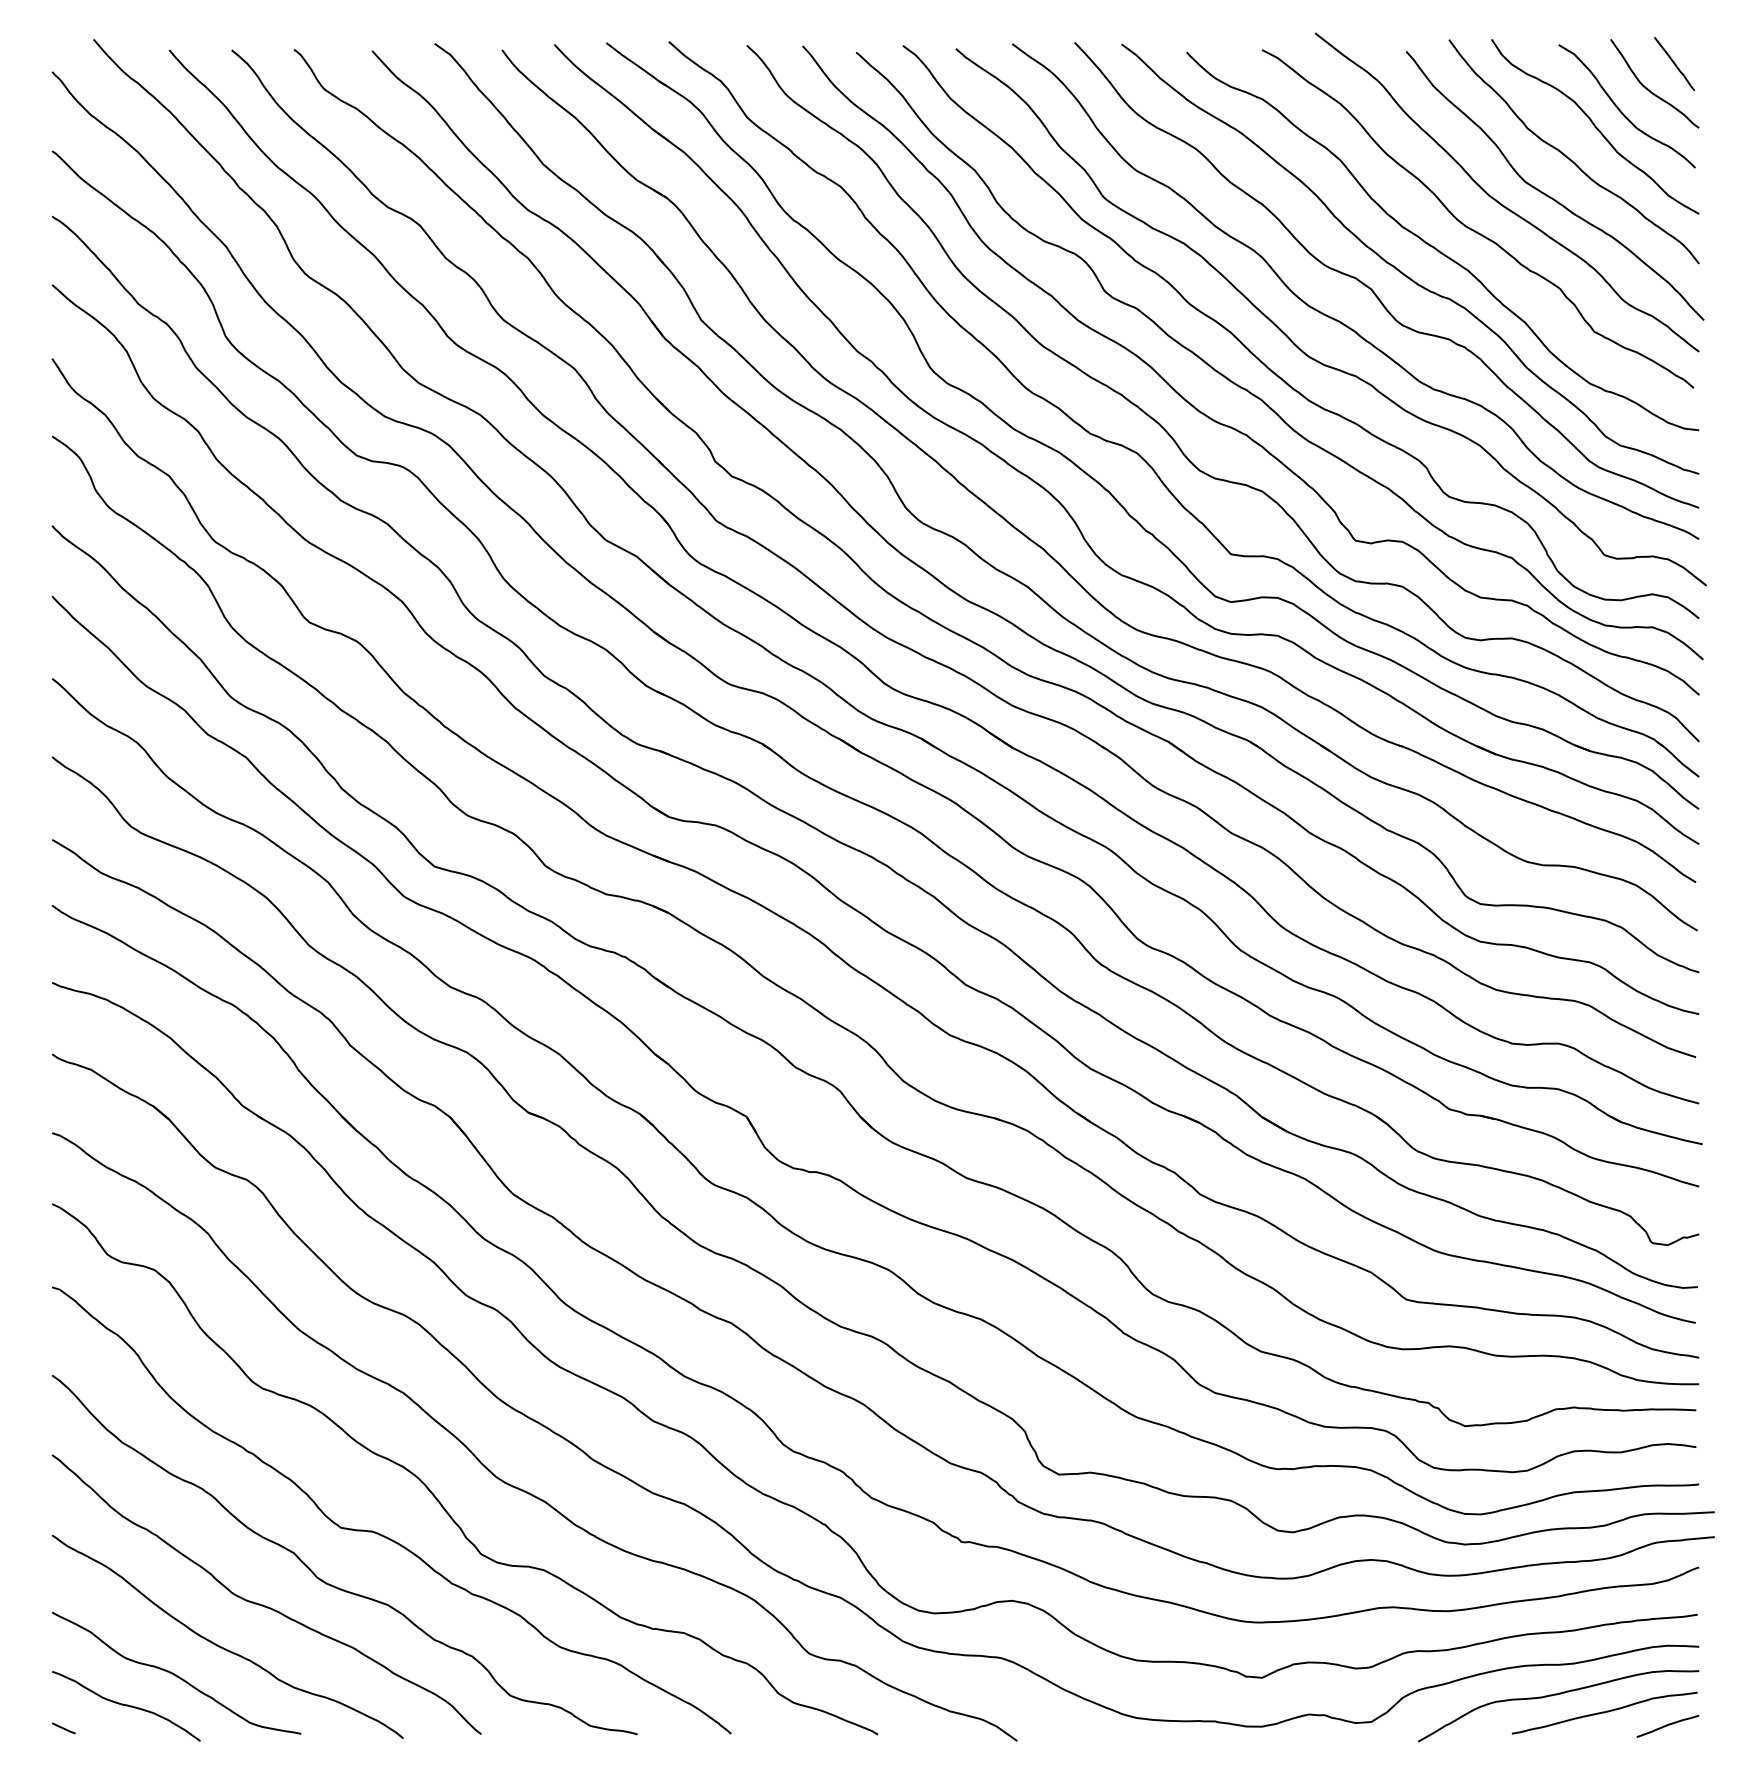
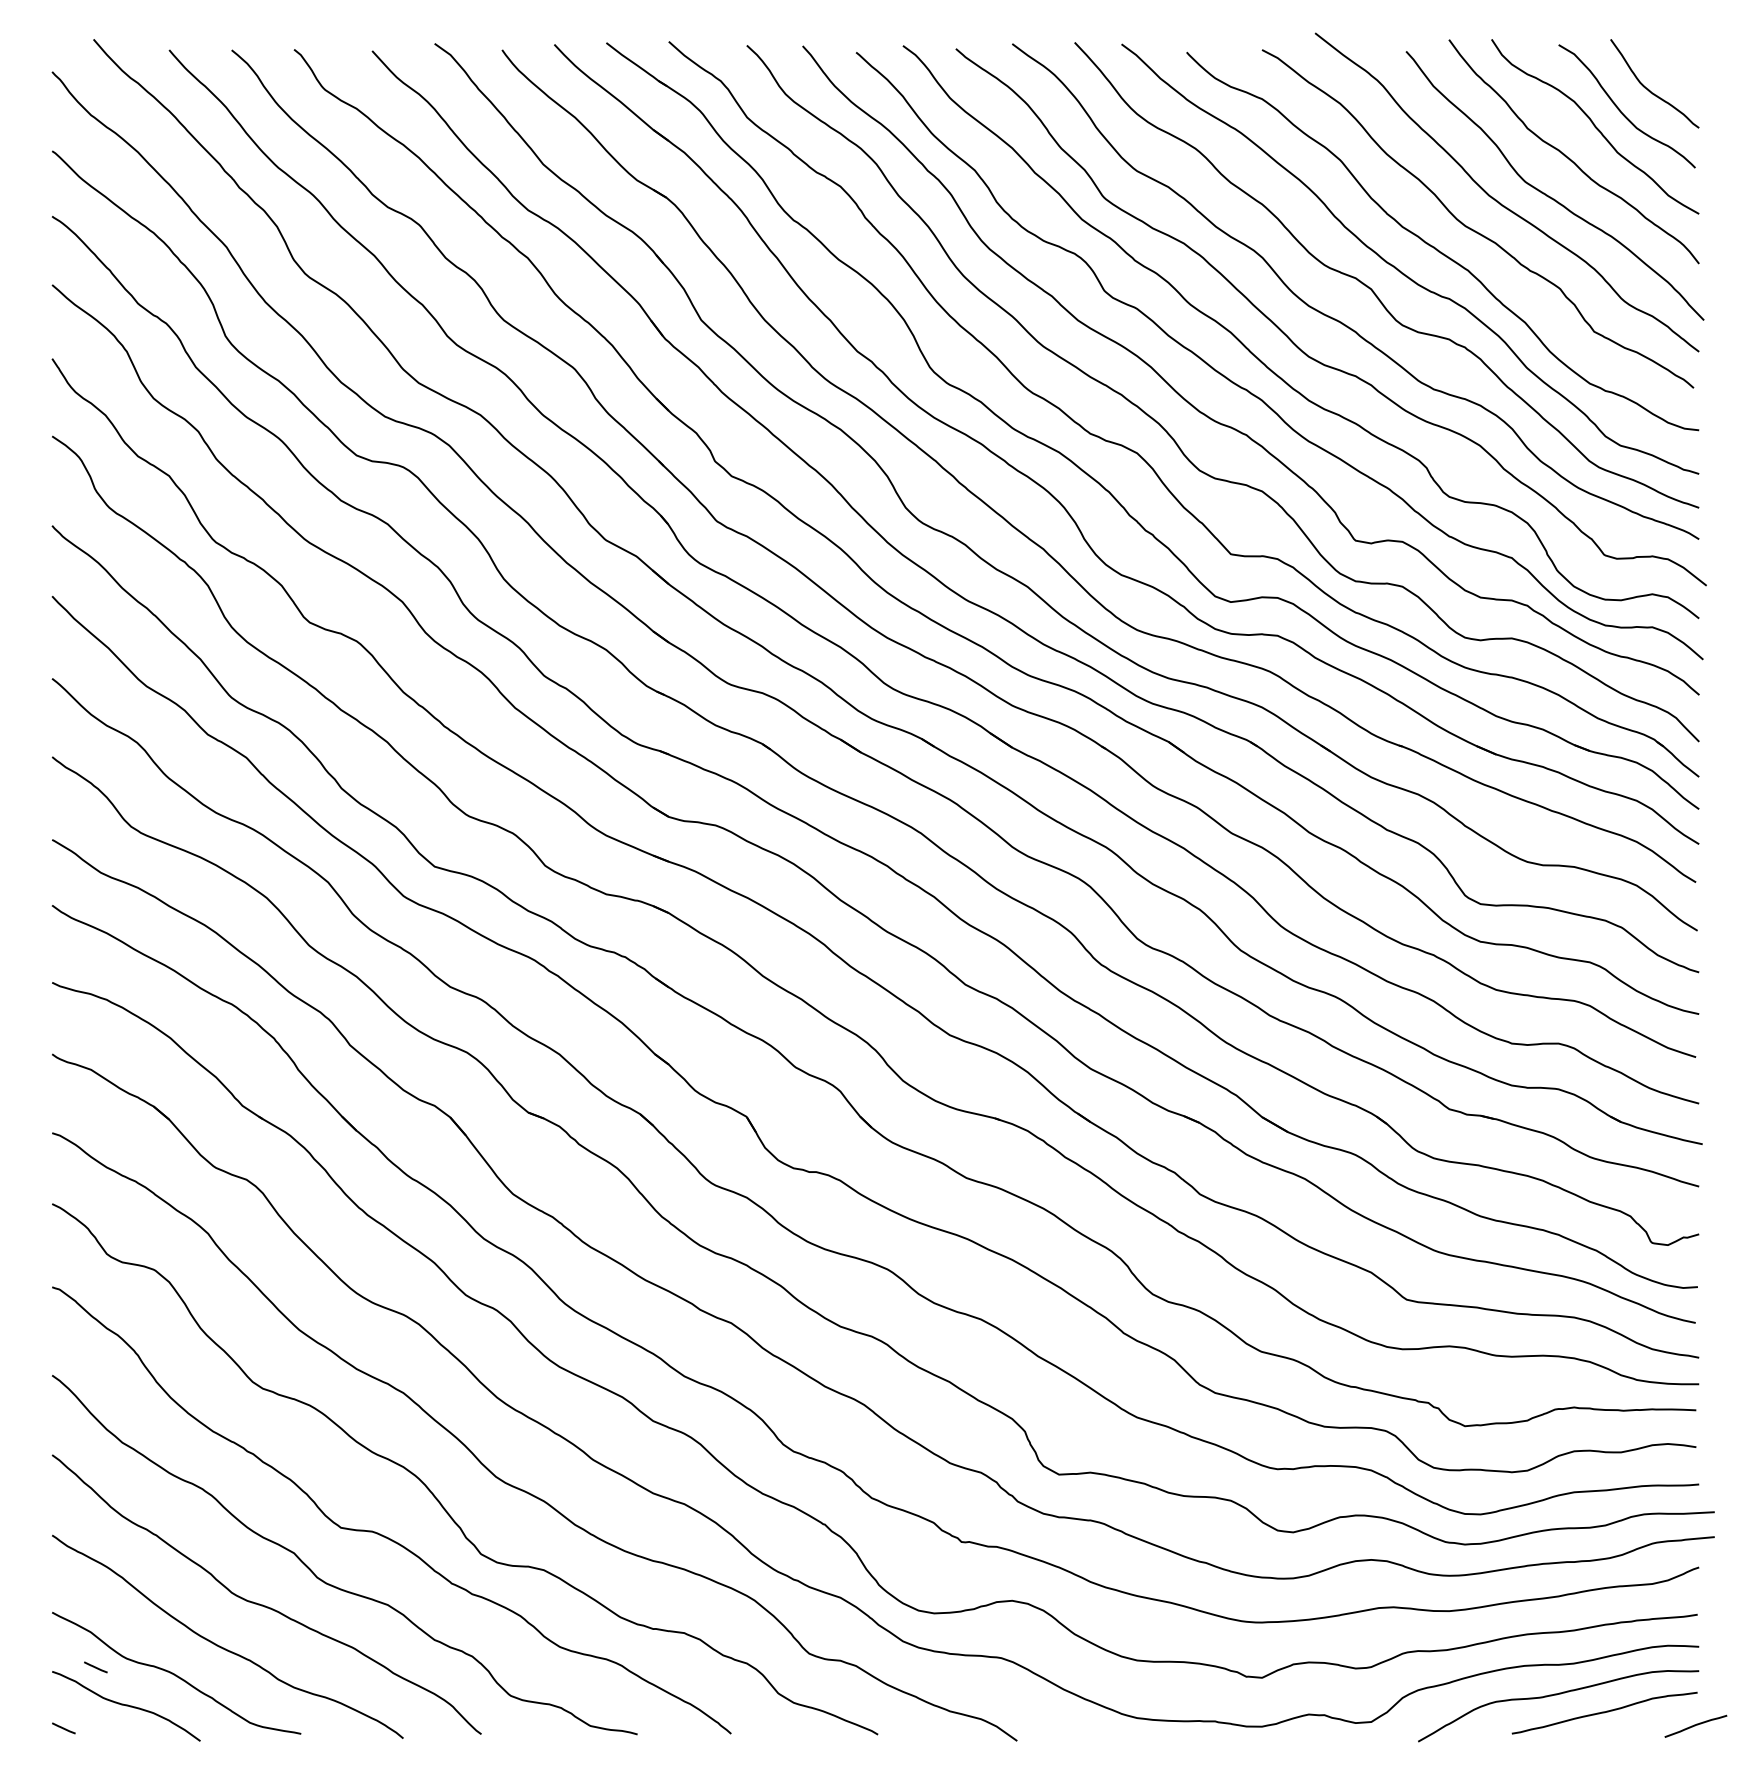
line: present -> none (1674, 63)
line: none -> present (95, 1667)
curve position: (1667, 1725) -> (1695, 1725) (1695, 1725)
